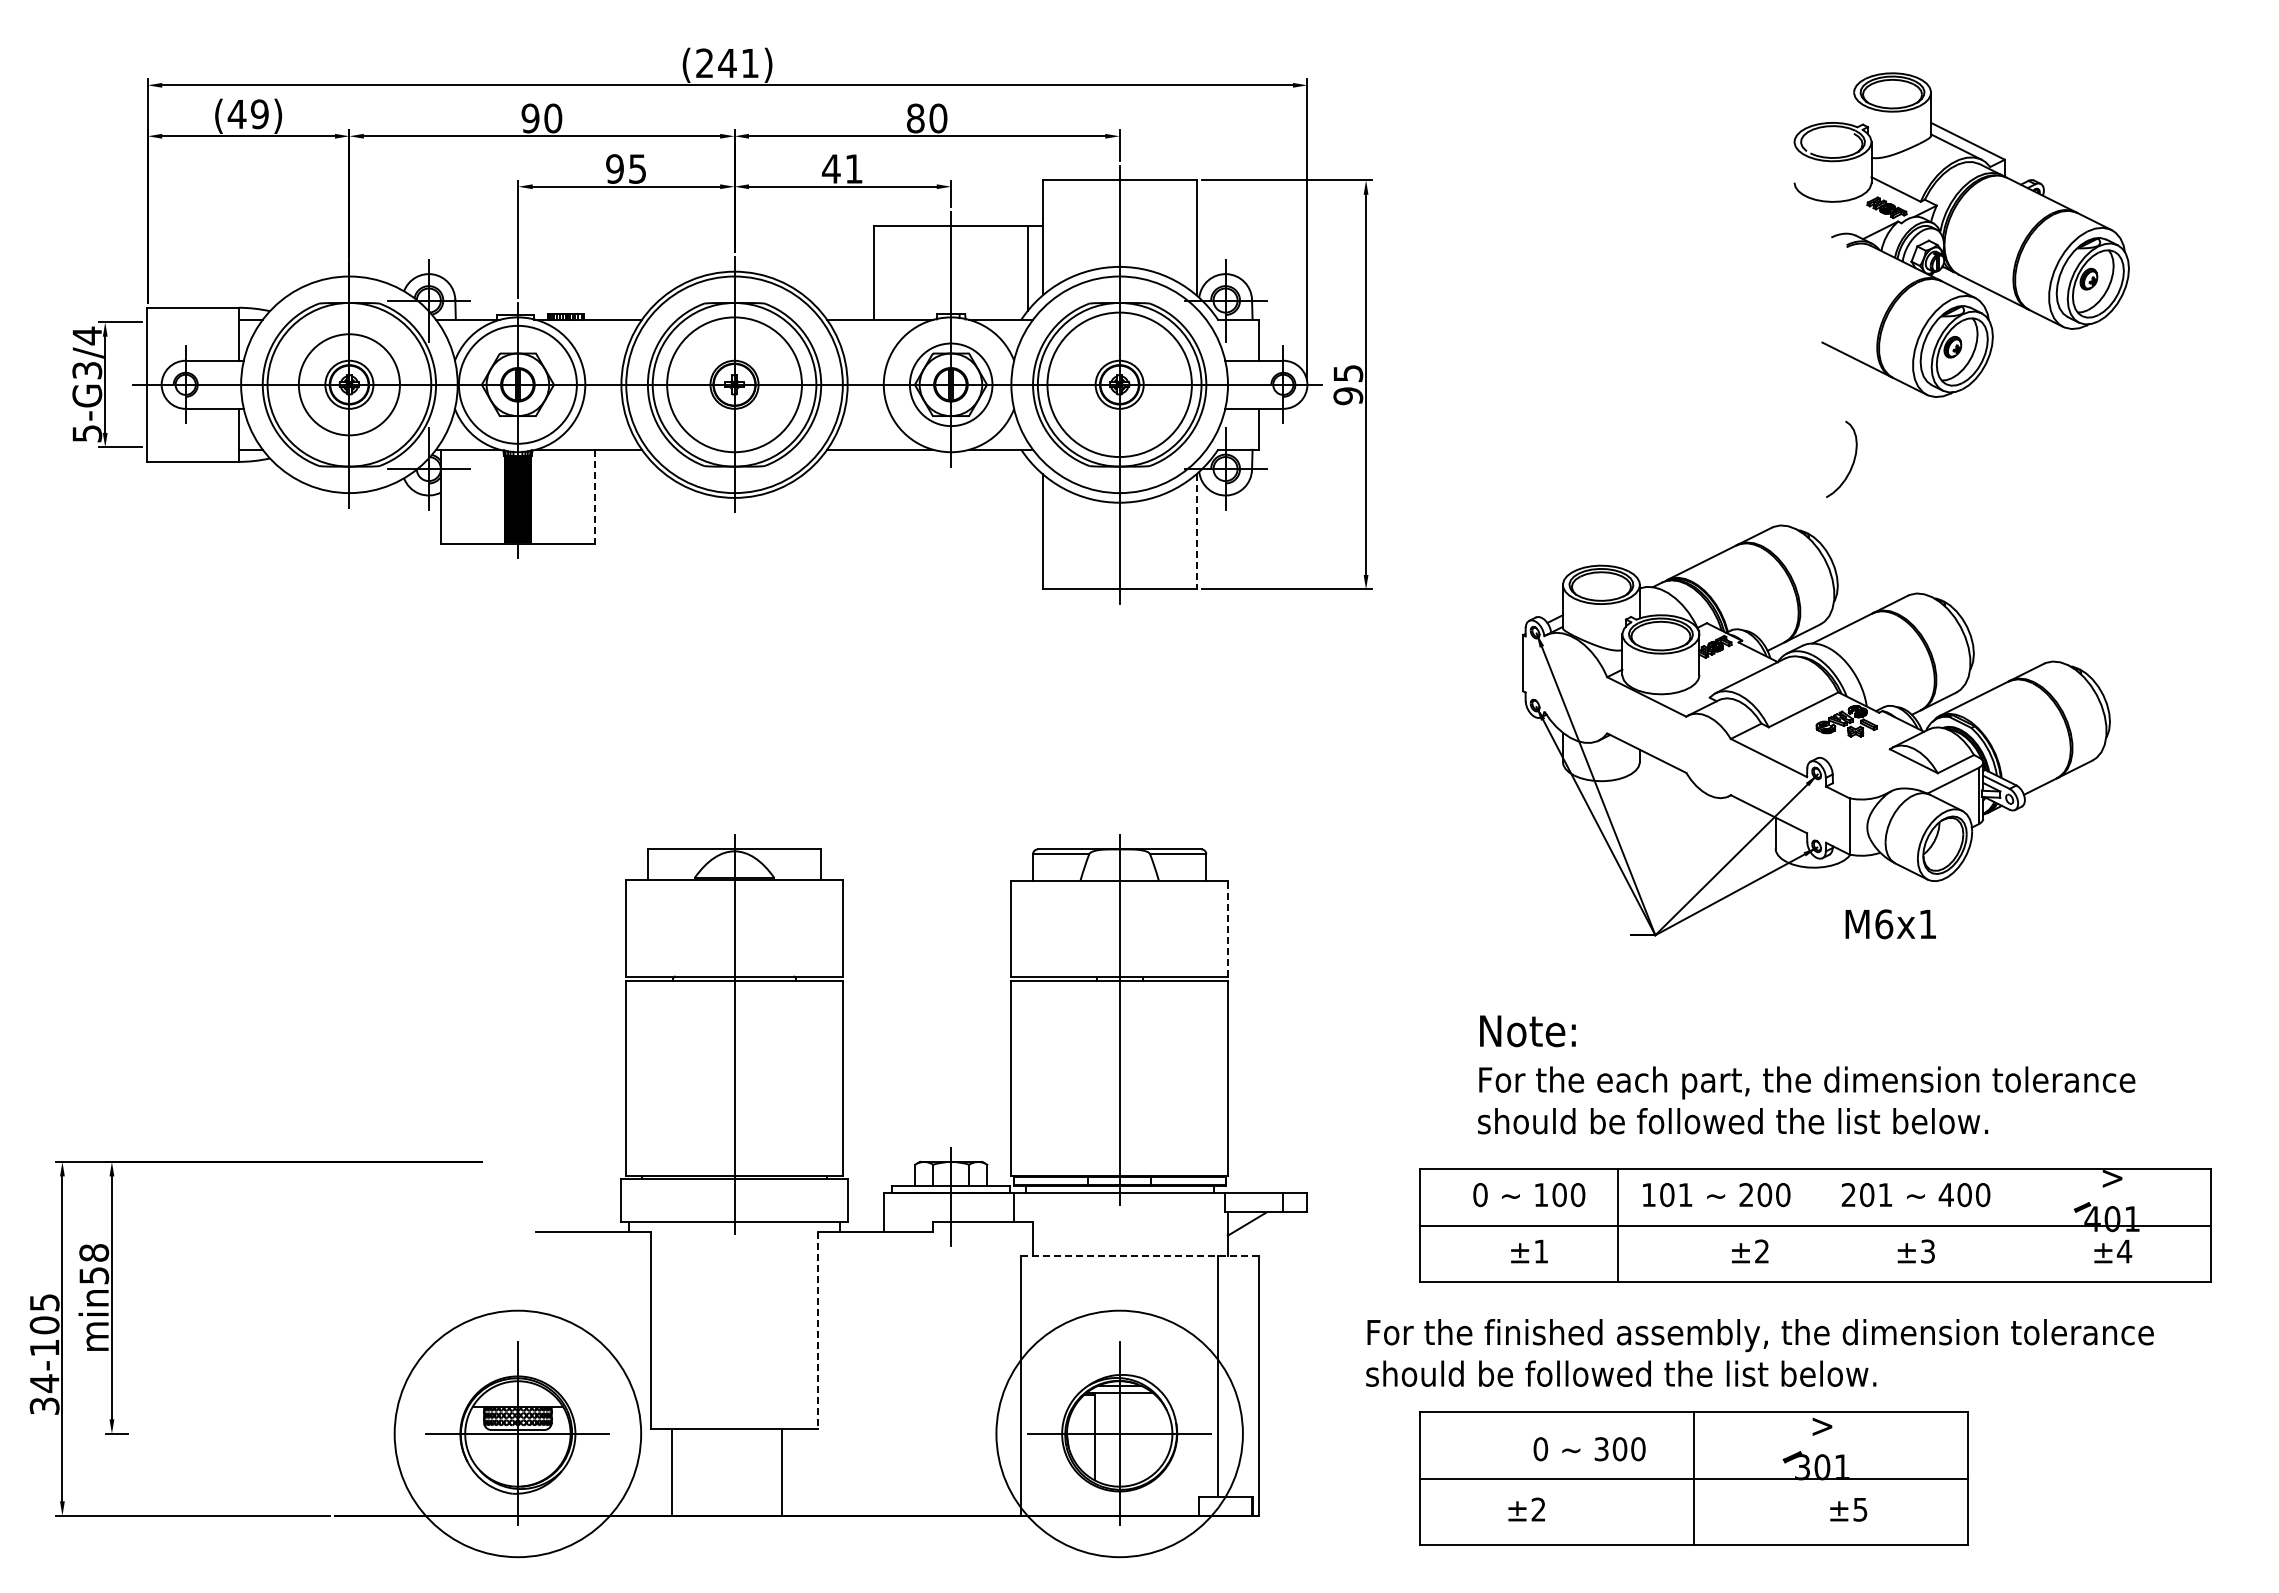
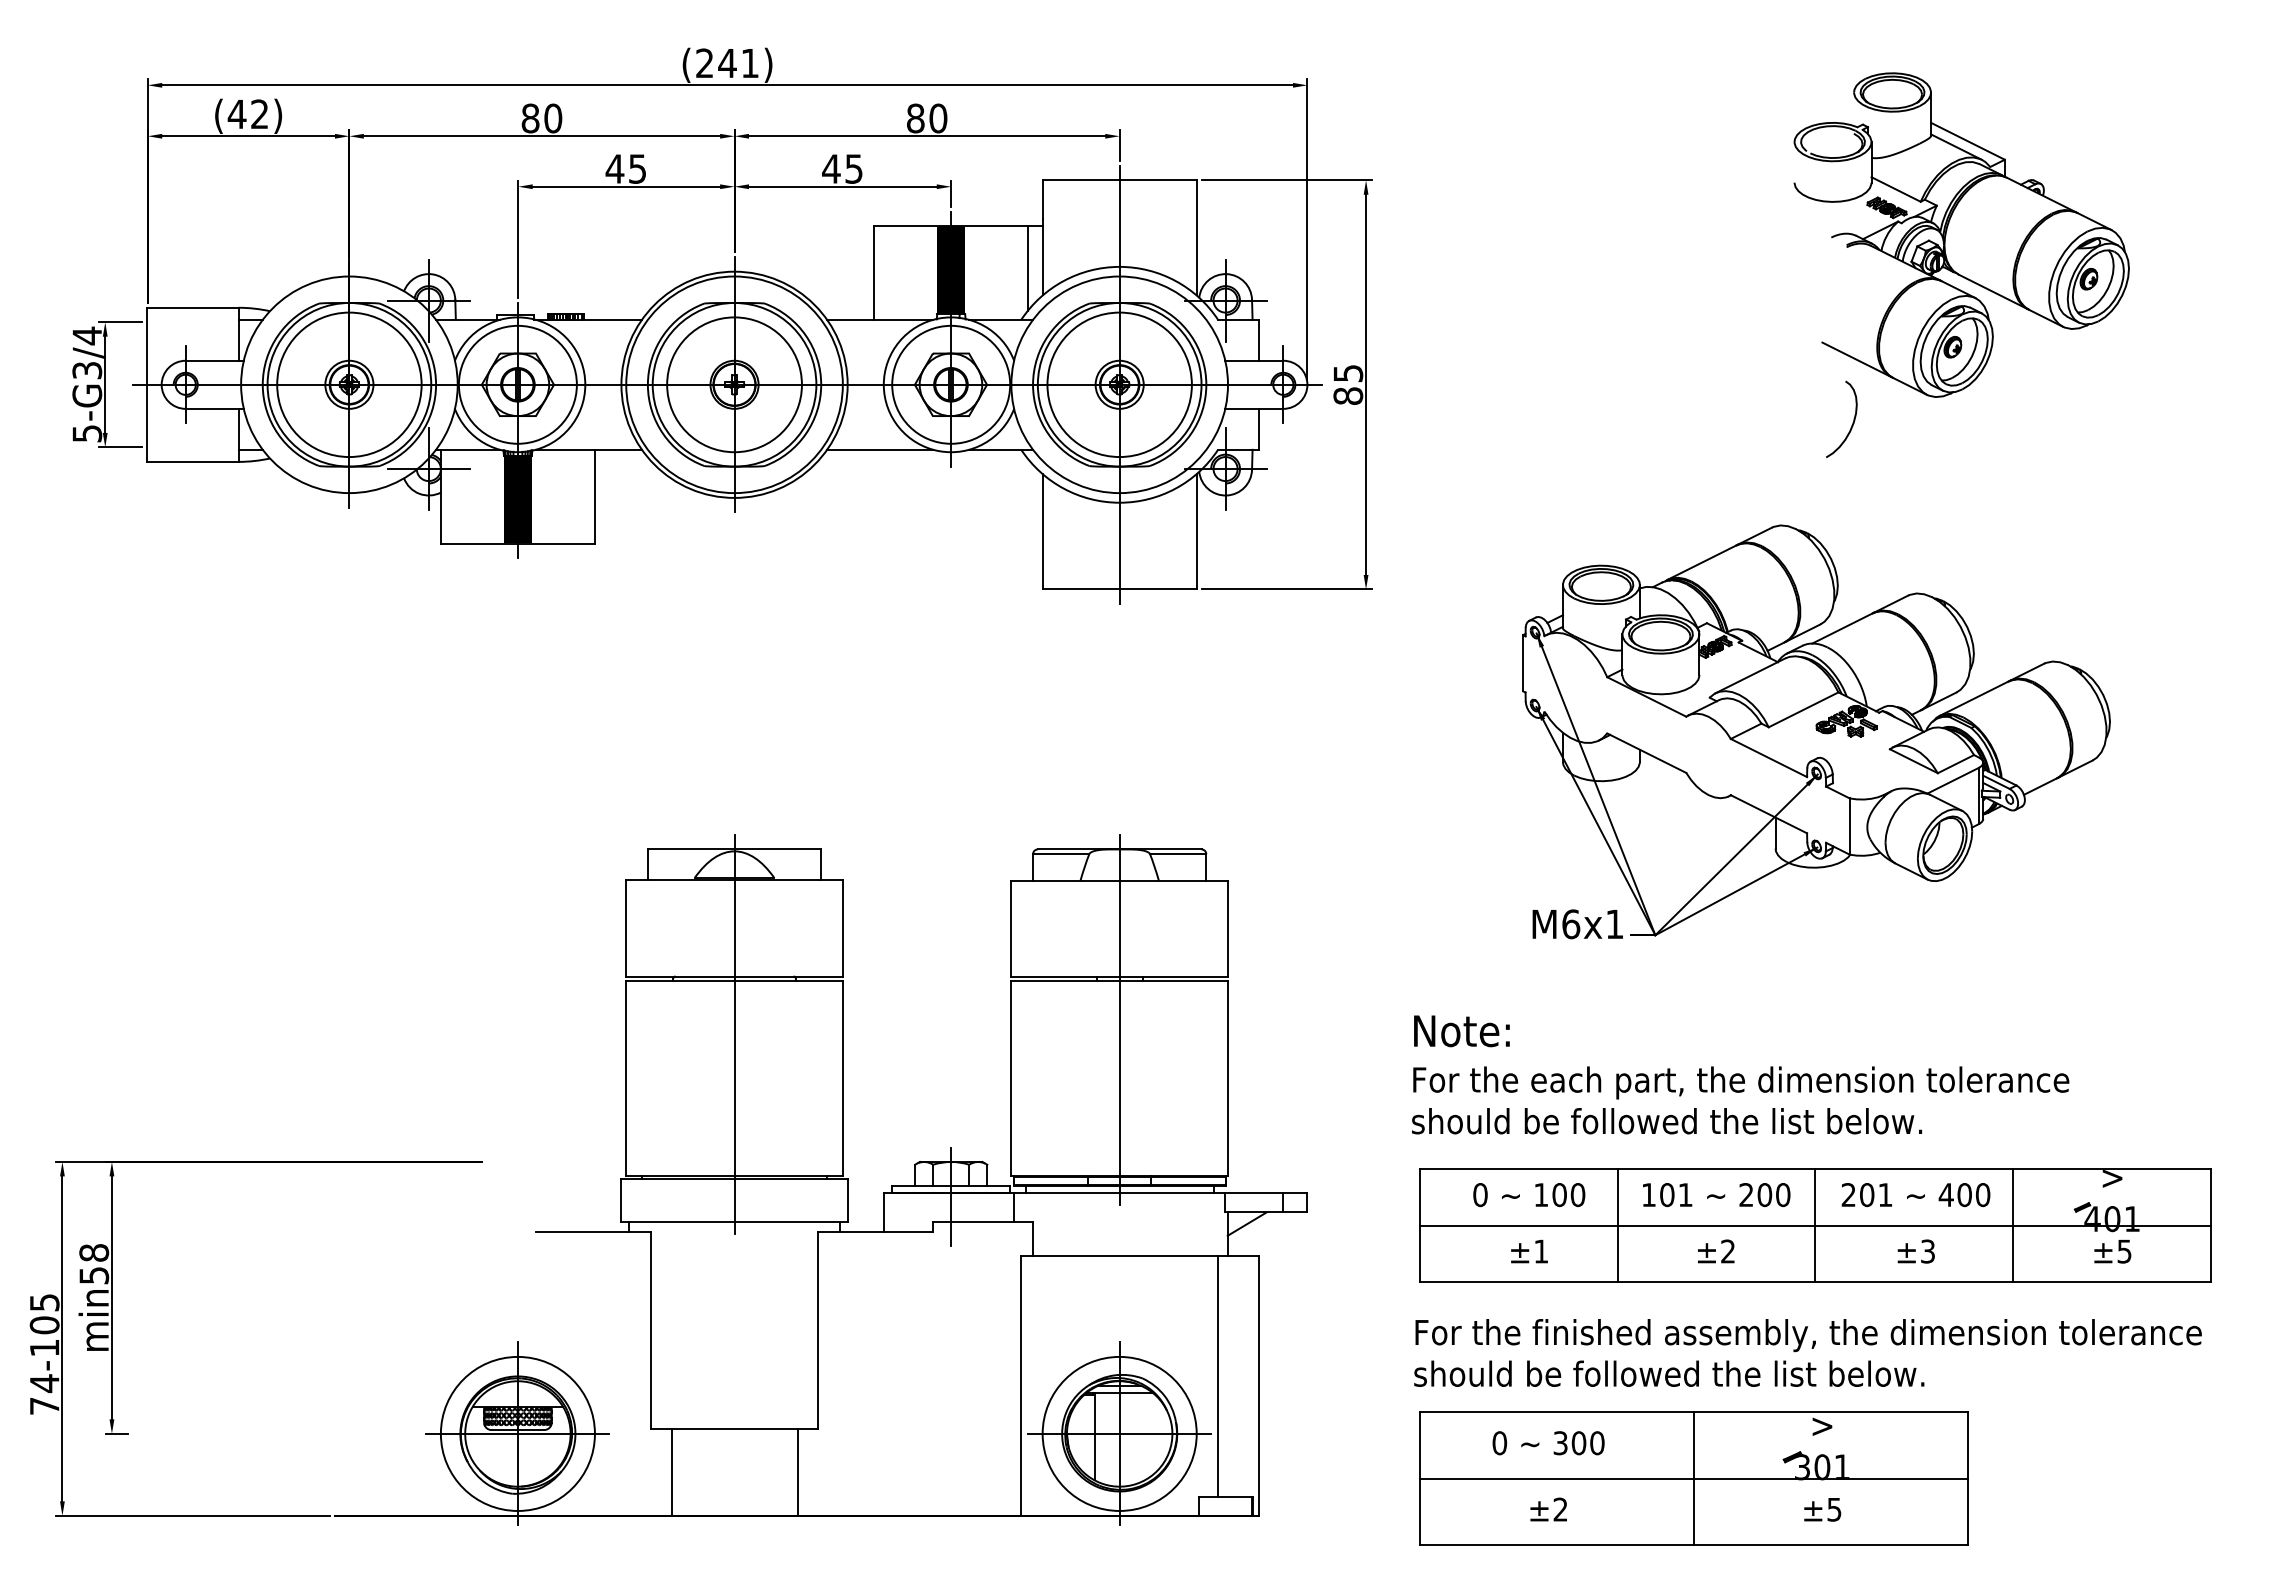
text: (49) -> (42) (259, 114)
text: 90 -> 80 (530, 118)
text: 95 -> 45 (614, 168)
text: 41 -> 45 (853, 168)
fill: none -> present (951, 270)
circle diameter: 101 px -> 144 px (349, 384)
circle diameter: 83 px -> 118 px (951, 384)
text: 95 -> 85 (1348, 396)
curve position: (1852, 462) -> (1852, 422) (1852, 422)
line: dashed -> solid (594, 496)
line: dashed -> solid (1196, 532)
text position: (1890, 924) -> (1577, 924) (1577, 924)
line: dashed -> solid (1227, 928)
text position: (1806, 1074) -> (1740, 1074) (1740, 1074)
line: none -> present (1815, 1225)
line: none -> present (2012, 1225)
text position: (1750, 1251) -> (1716, 1251) (1716, 1251)
text: ±4 -> ±5 (2124, 1251)
line: dashed -> solid (1140, 1255)
line: dashed -> solid (818, 1330)
text position: (1759, 1352) -> (1807, 1352) (1807, 1352)
text: 34-105 -> 74-105 (44, 1405)
circle diameter: 246 px -> 154 px (517, 1433)
circle diameter: 246 px -> 154 px (1119, 1433)
text position: (1589, 1449) -> (1548, 1443) (1548, 1443)
line position: (781, 1472) -> (797, 1472) (797, 1472)
text position: (1526, 1509) -> (1548, 1509) (1548, 1509)
text position: (1848, 1509) -> (1822, 1509) (1822, 1509)
